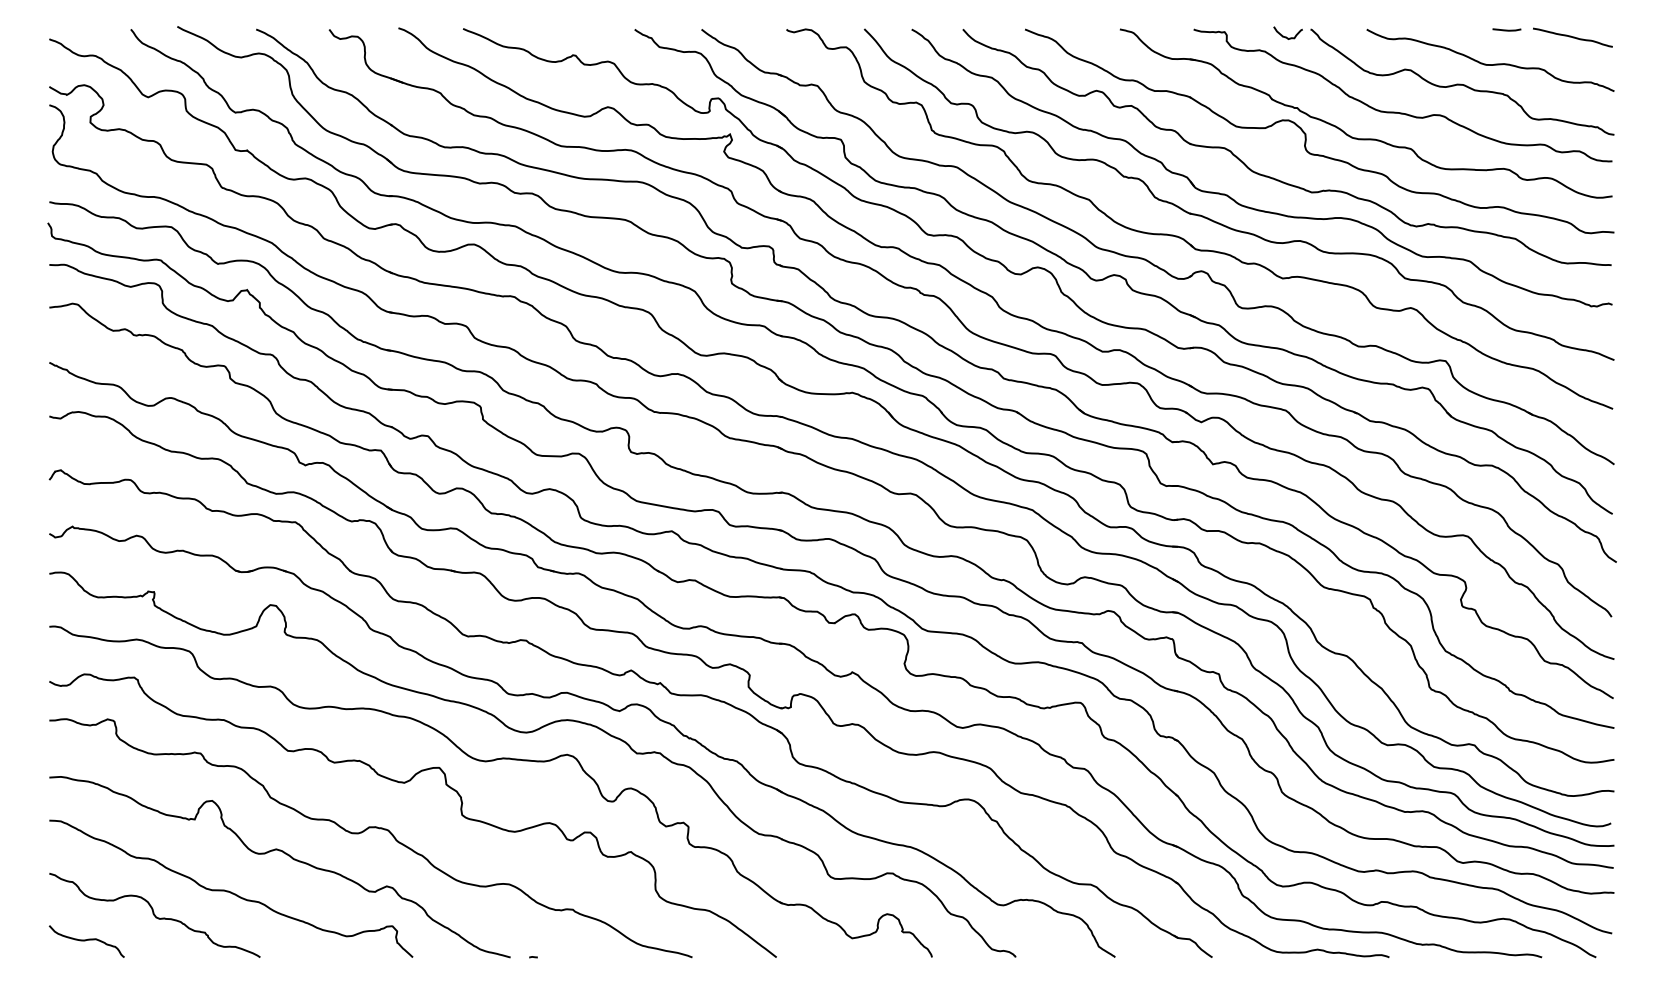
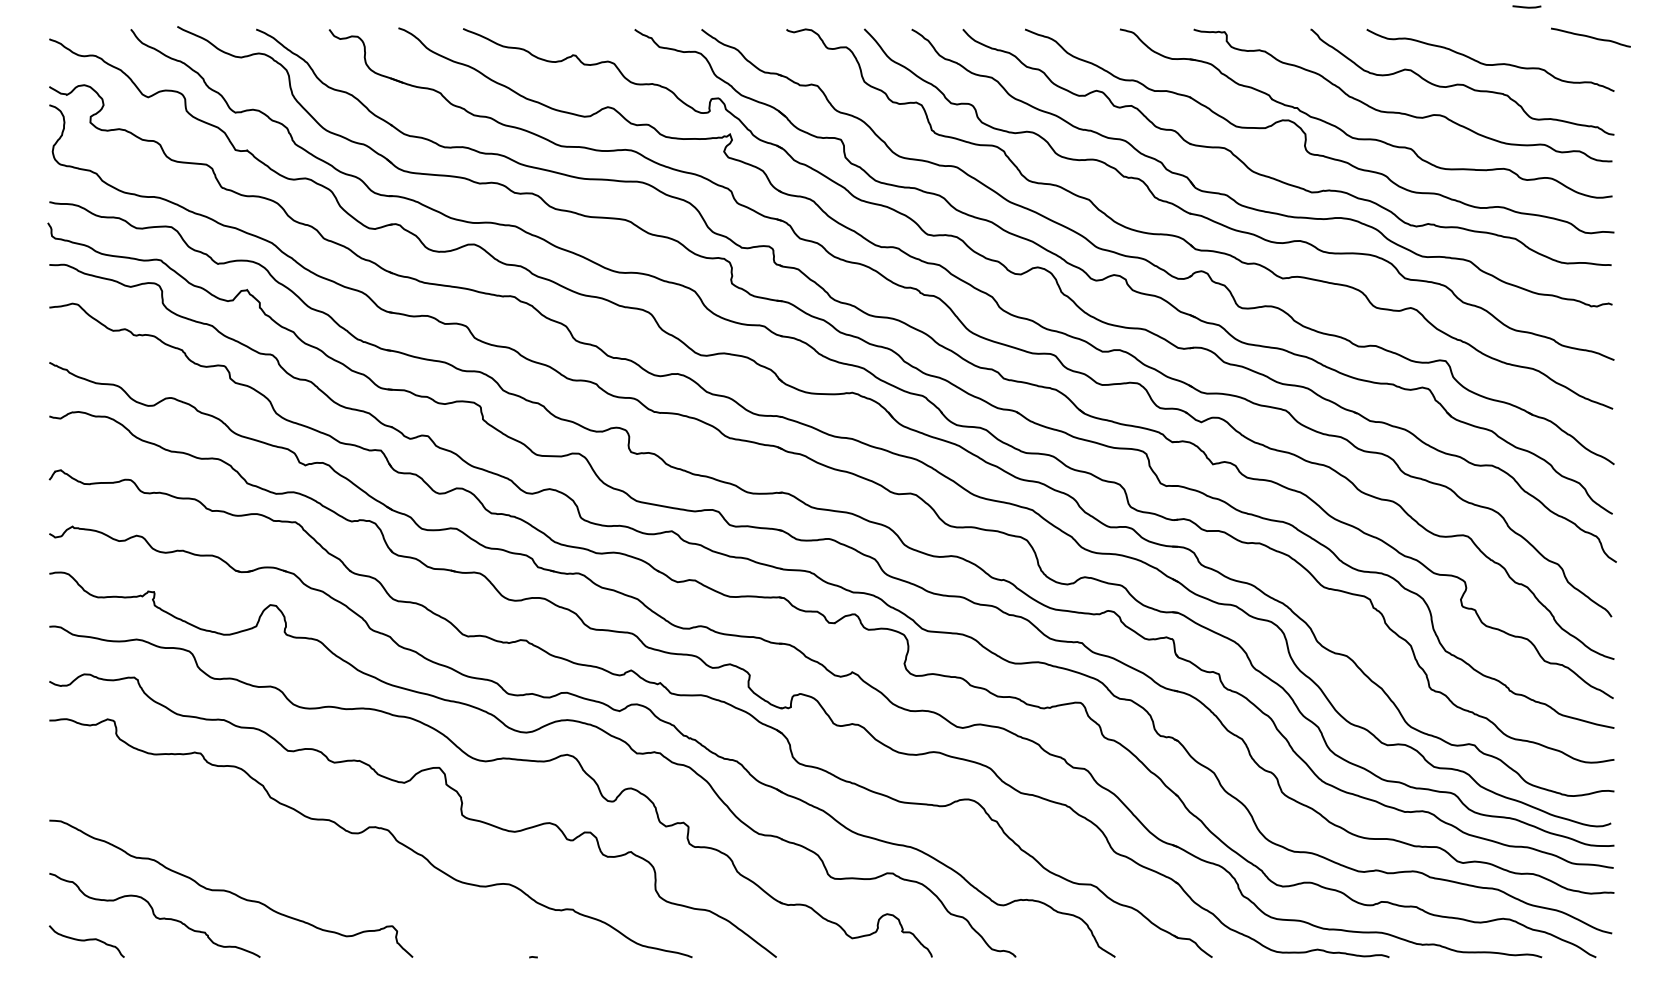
line position: (1506, 29) -> (1526, 6) (1526, 6)
curve: present -> none (1286, 36)
curve position: (1572, 37) -> (1590, 37) (1590, 37)
curve: present -> none (288, 856)
